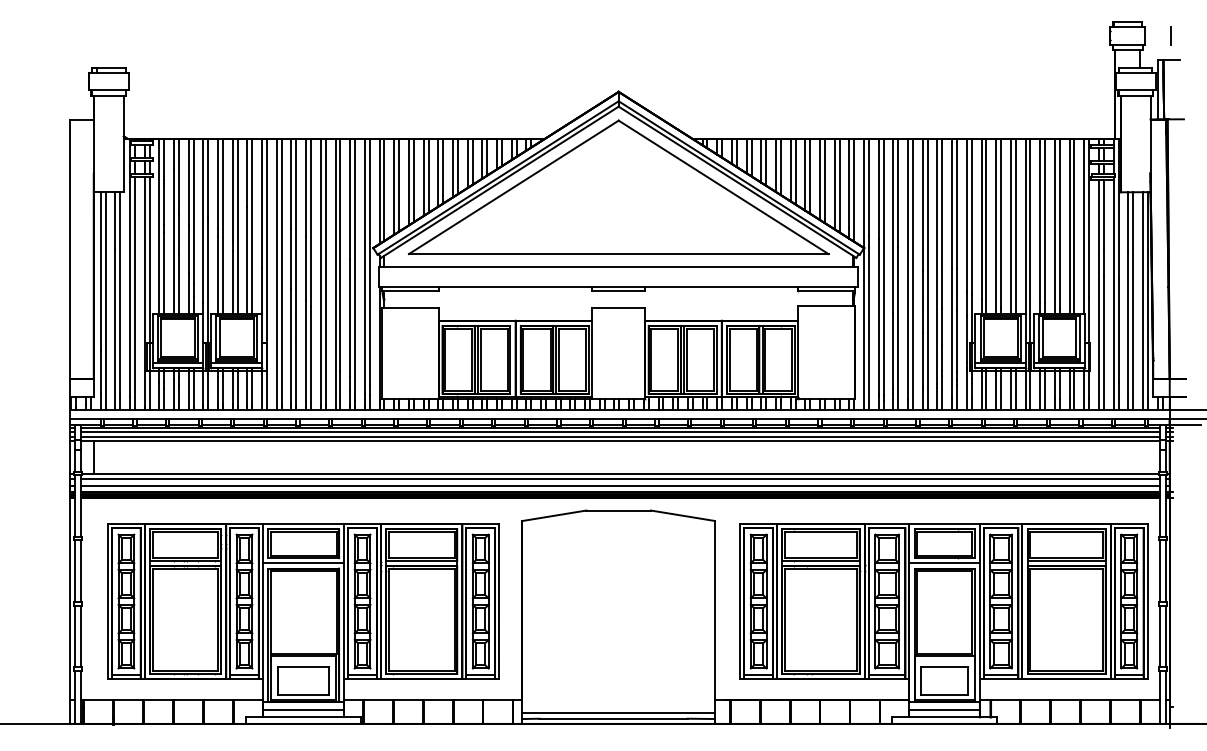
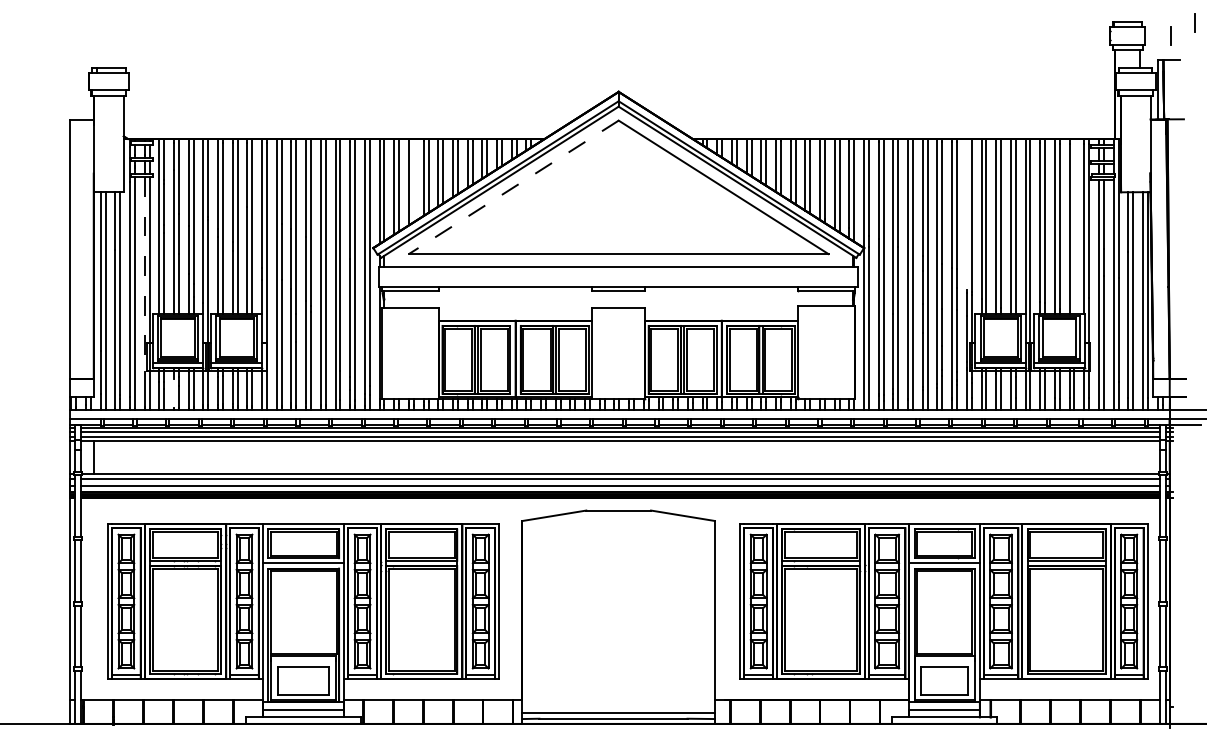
line: none -> present (1194, 22)
line: present -> none (413, 180)
line: solid -> dashed (513, 187)
line: present -> none (966, 213)
line: present -> none (1074, 226)
line: solid -> dashed (144, 274)
line: present -> none (174, 392)
